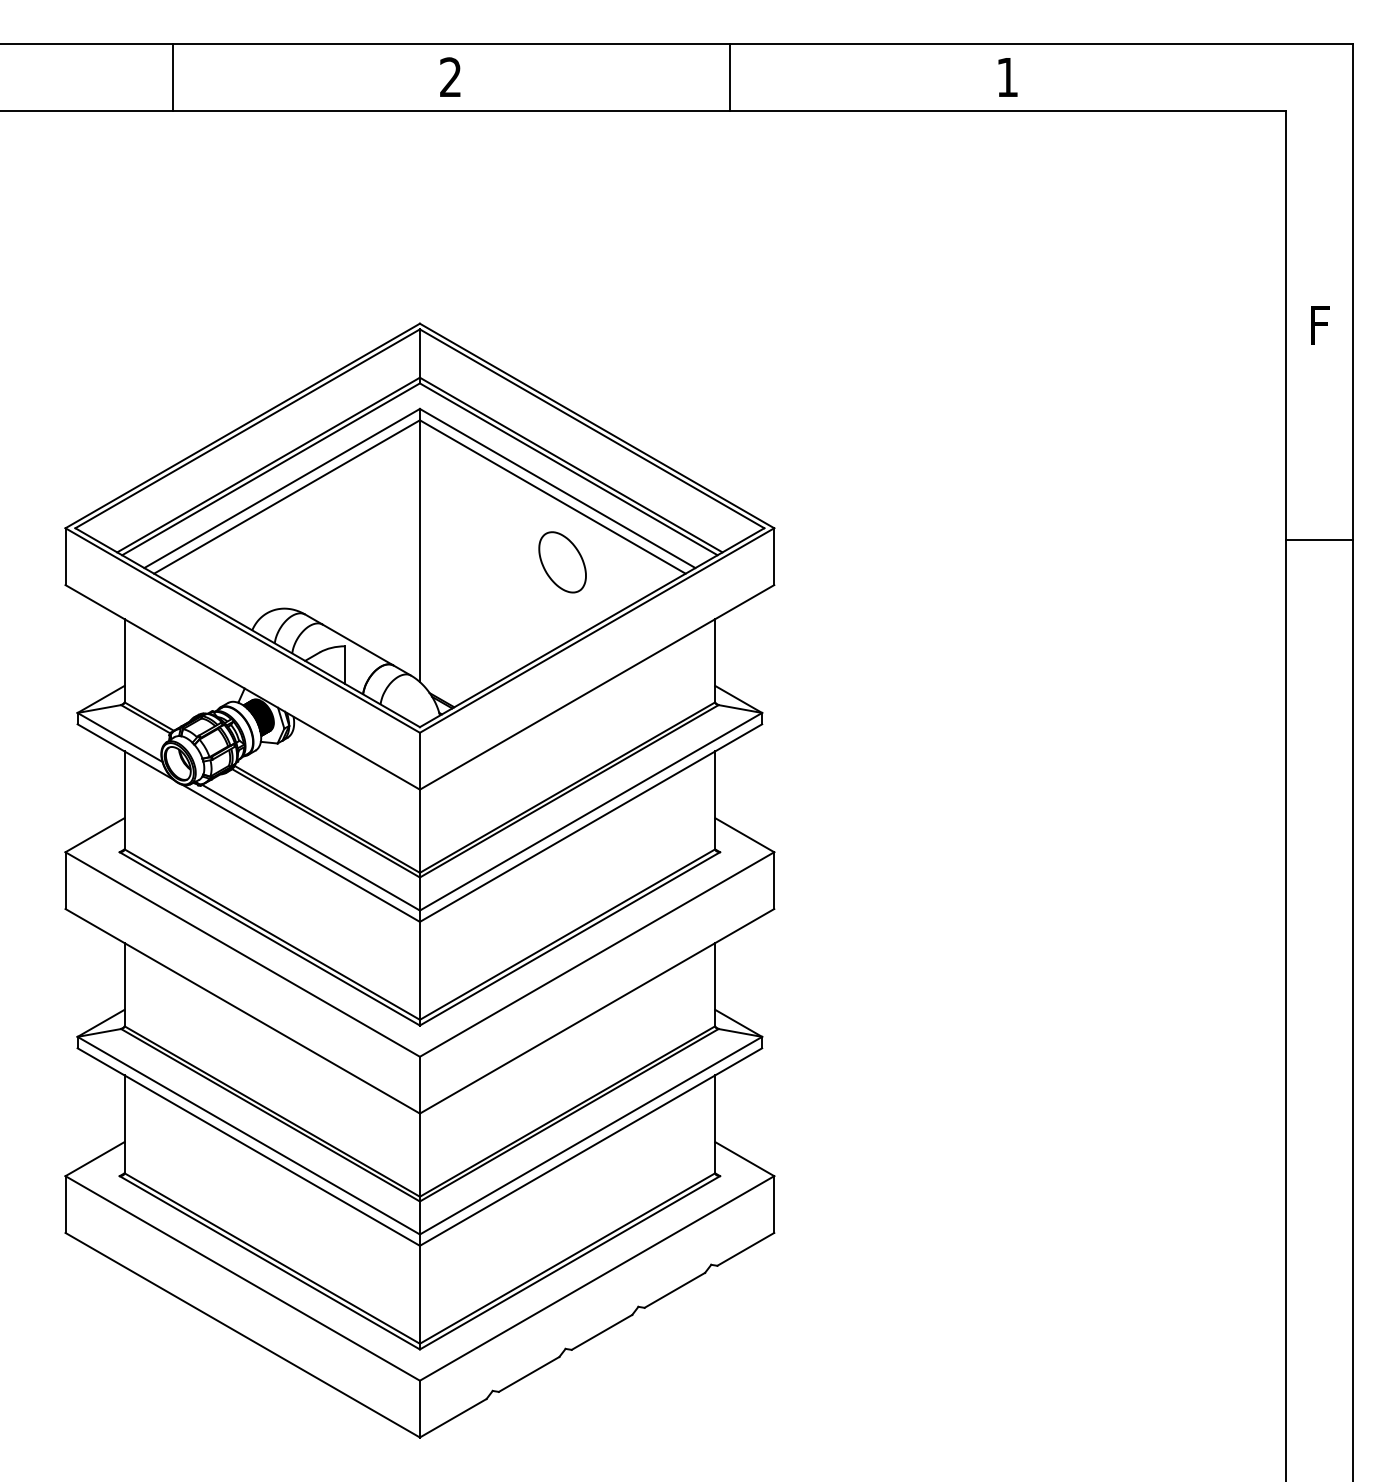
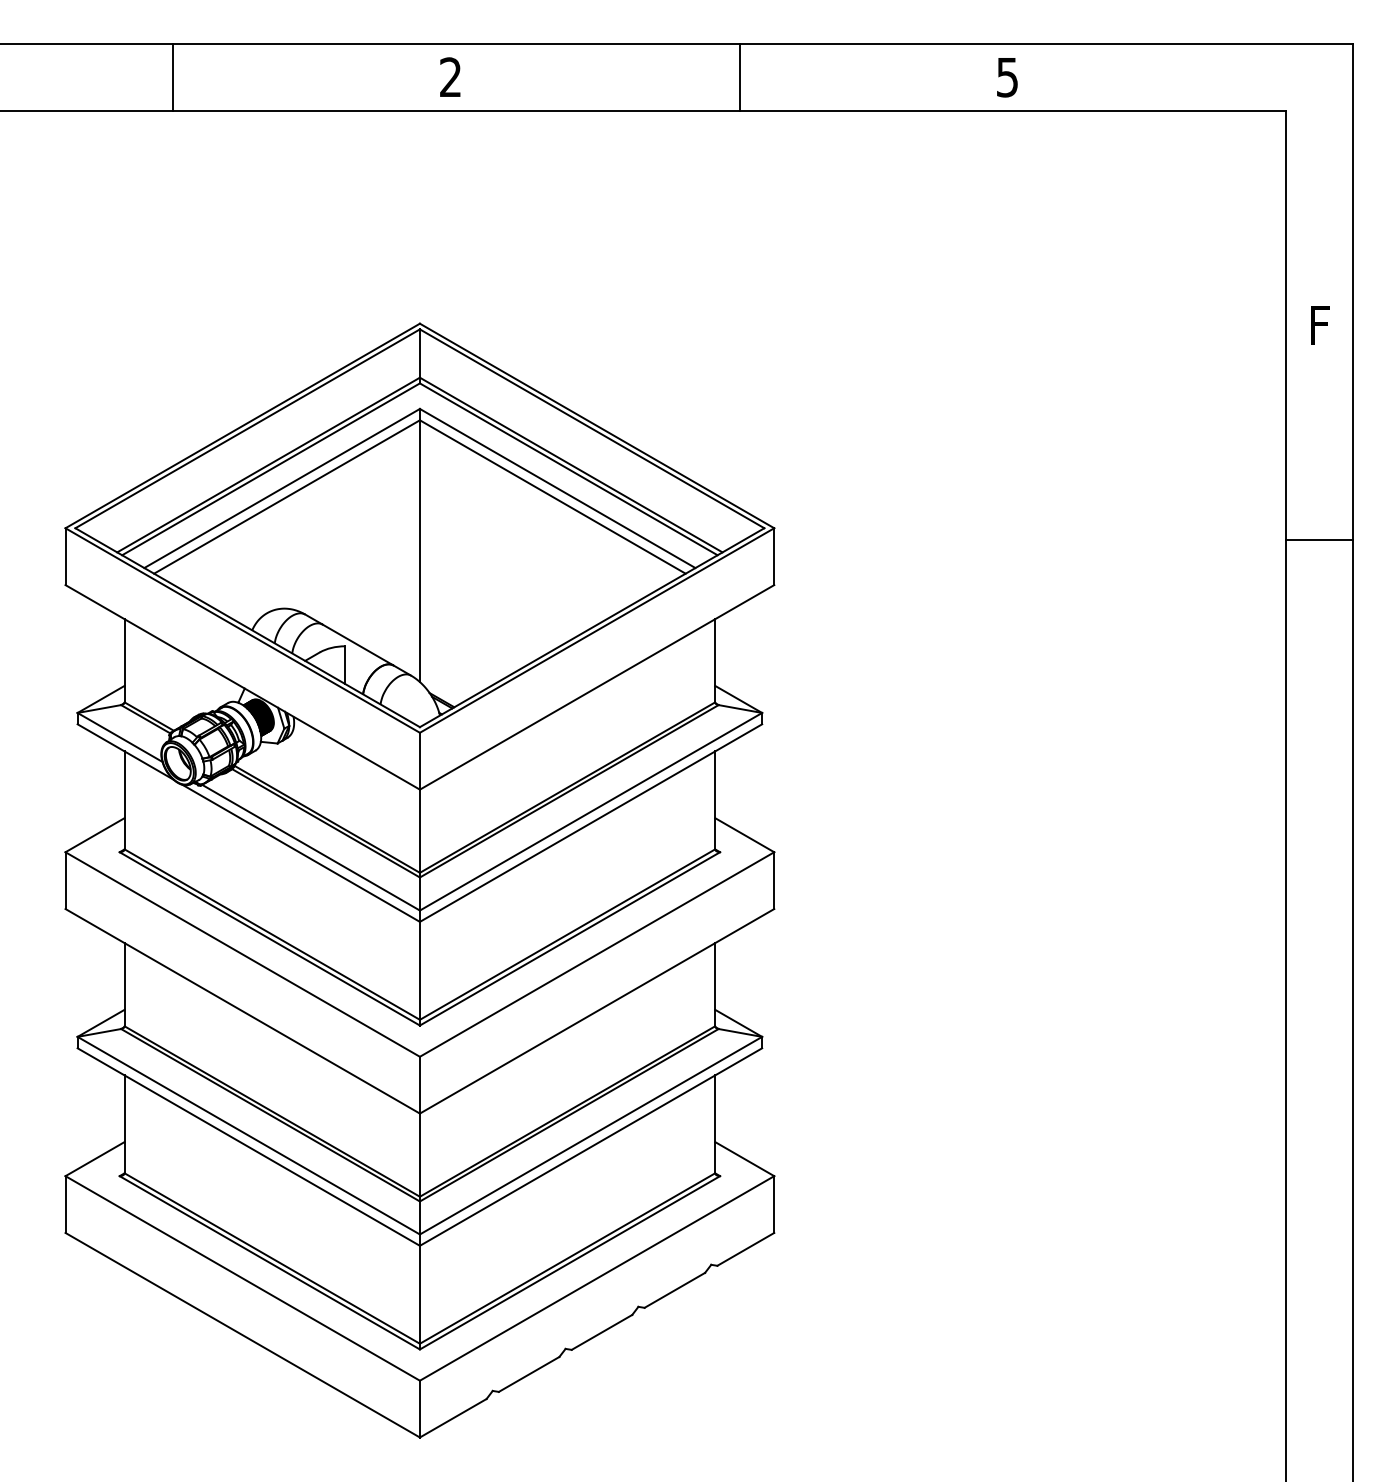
line position: (729, 77) -> (739, 77) (739, 77)
text: 1 -> 5 (1007, 77)
part: present -> none (562, 562)
